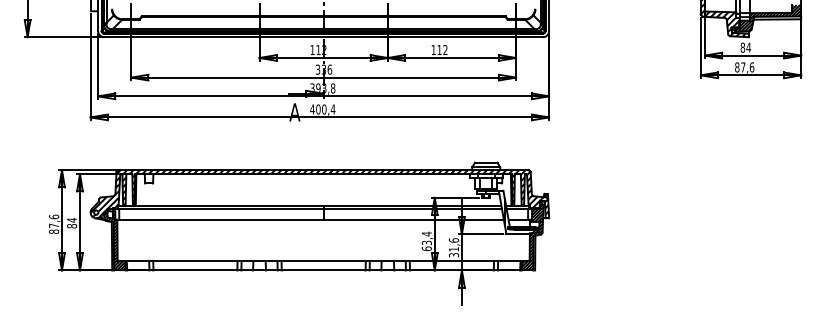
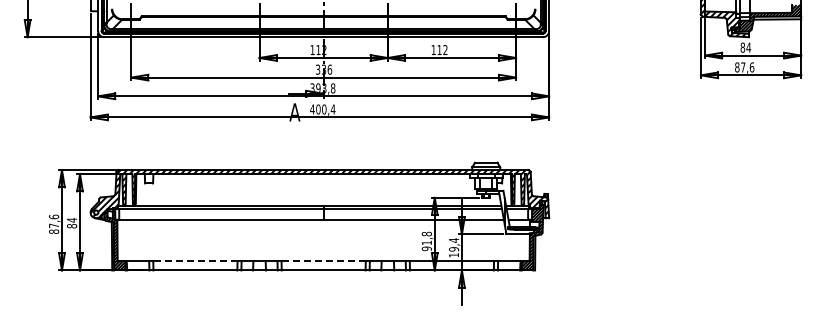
text: 63,4 -> 91,8 (426, 241)
text: 31,6 -> 19,4 (453, 247)
line: solid -> dashed (194, 261)
line: solid -> dashed (323, 261)
